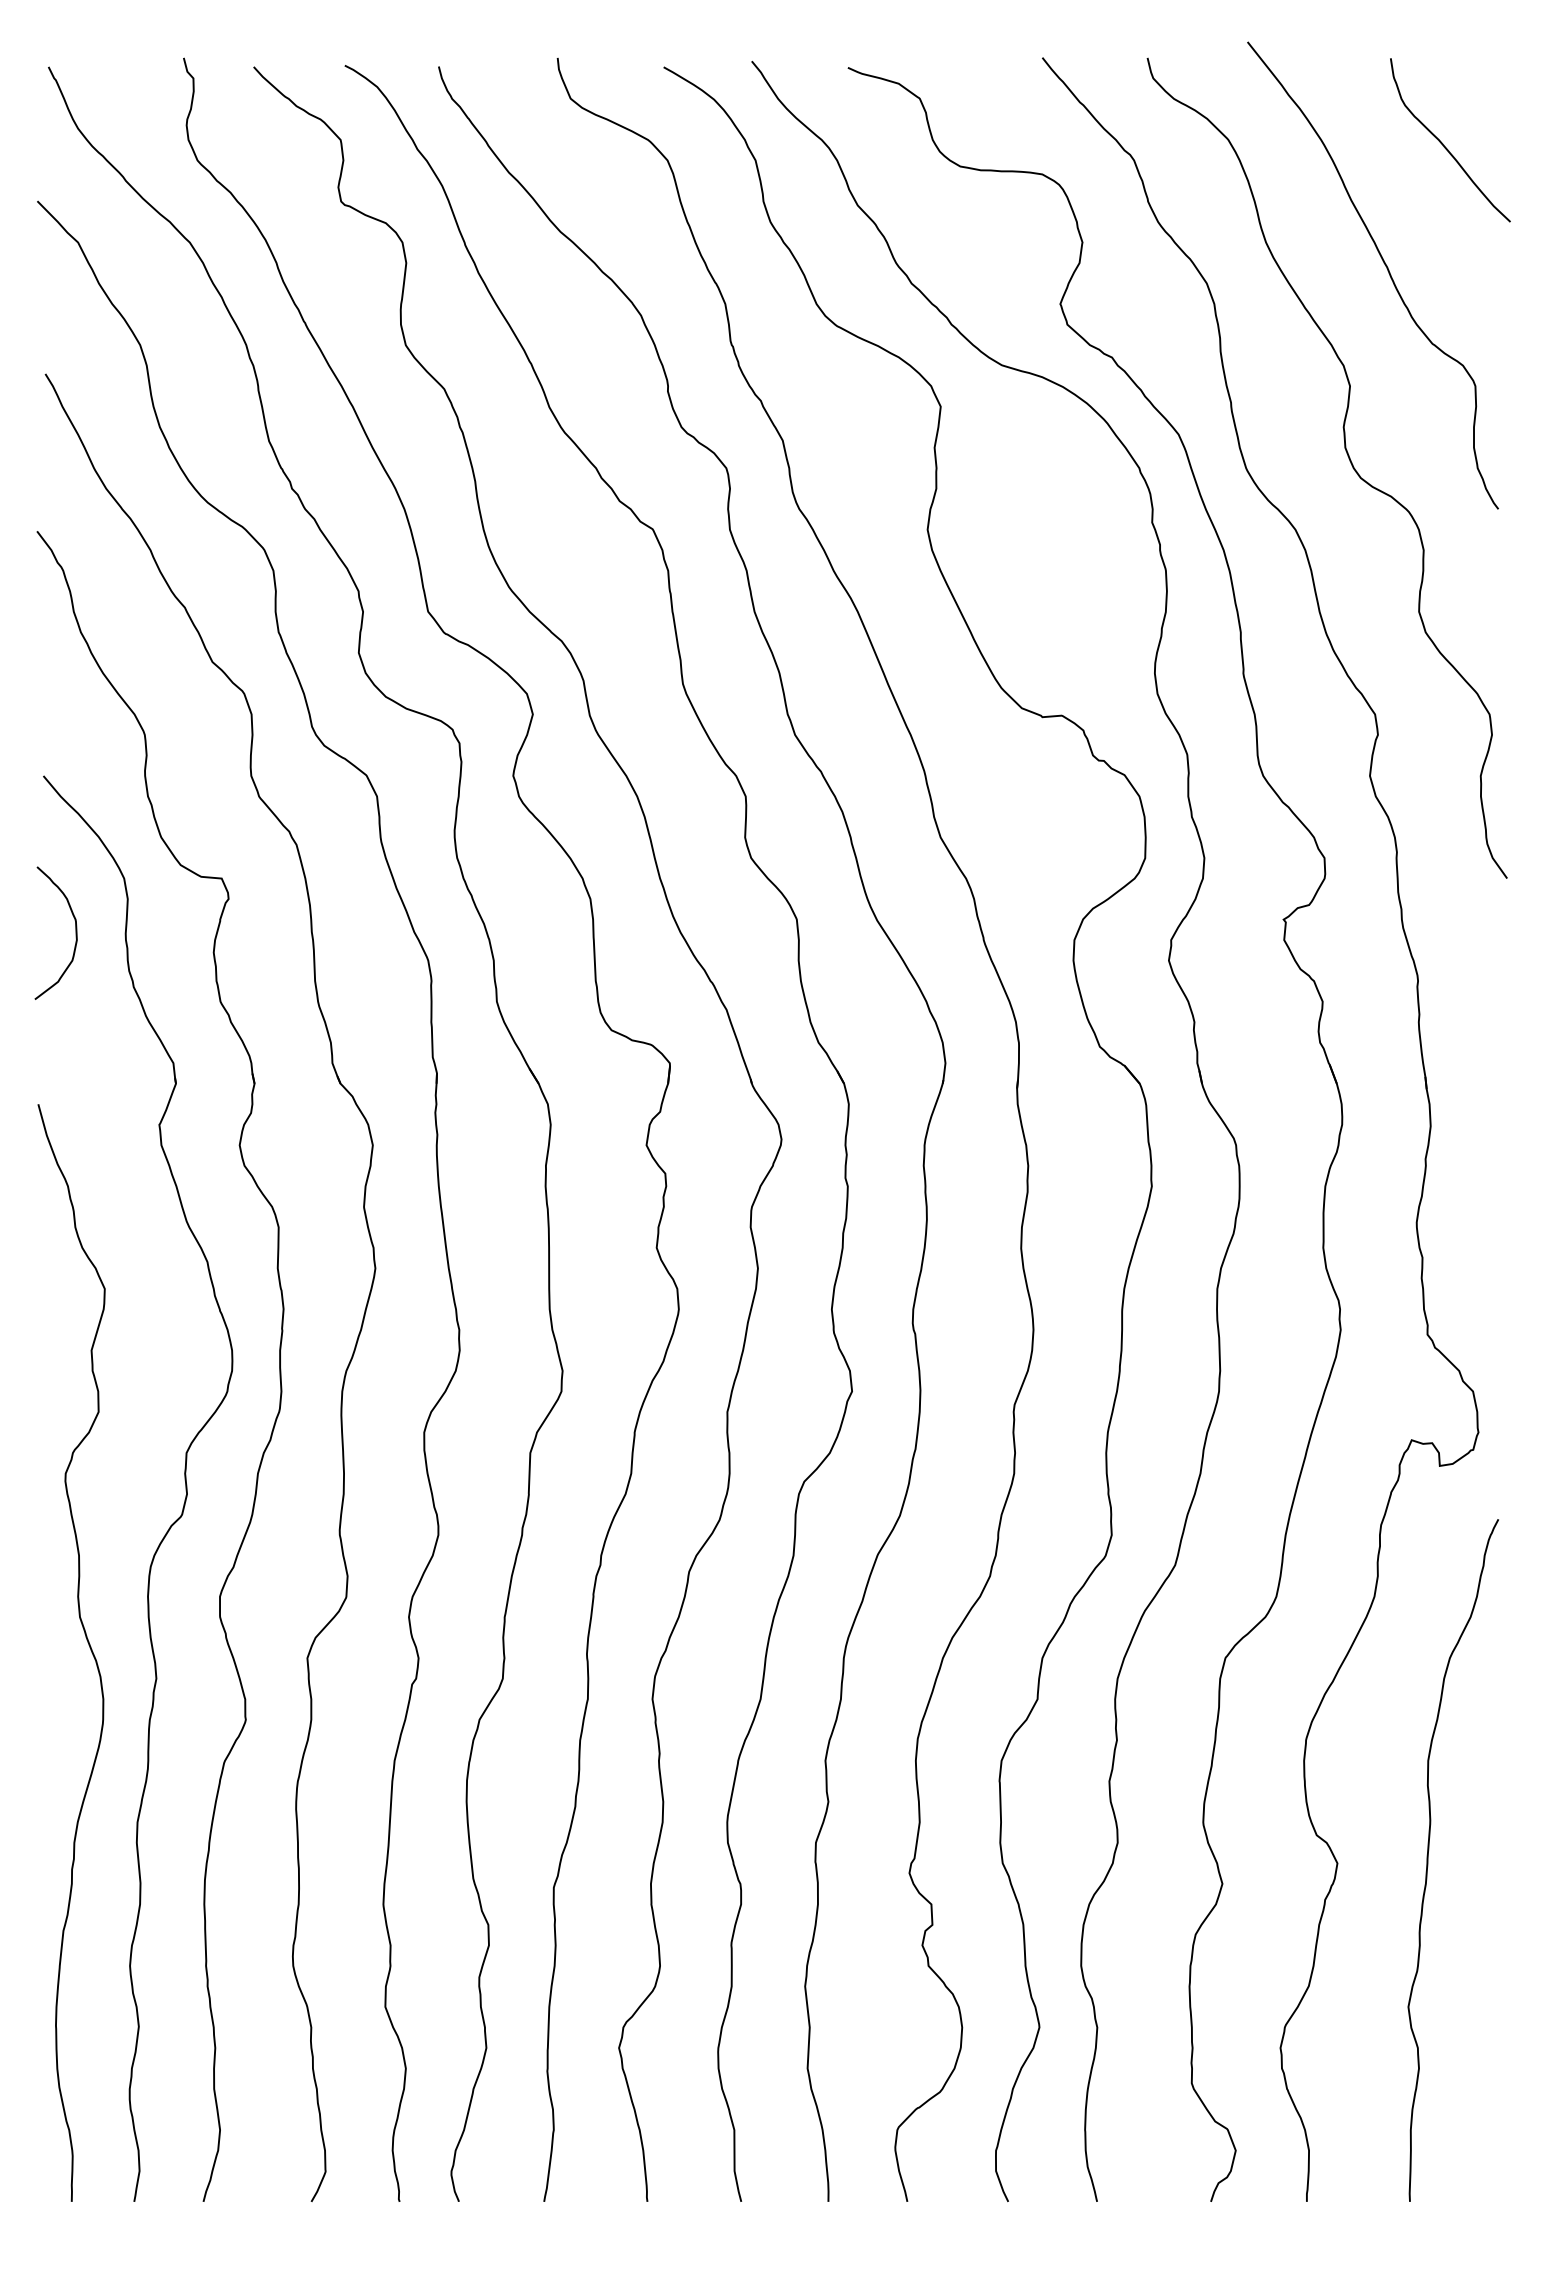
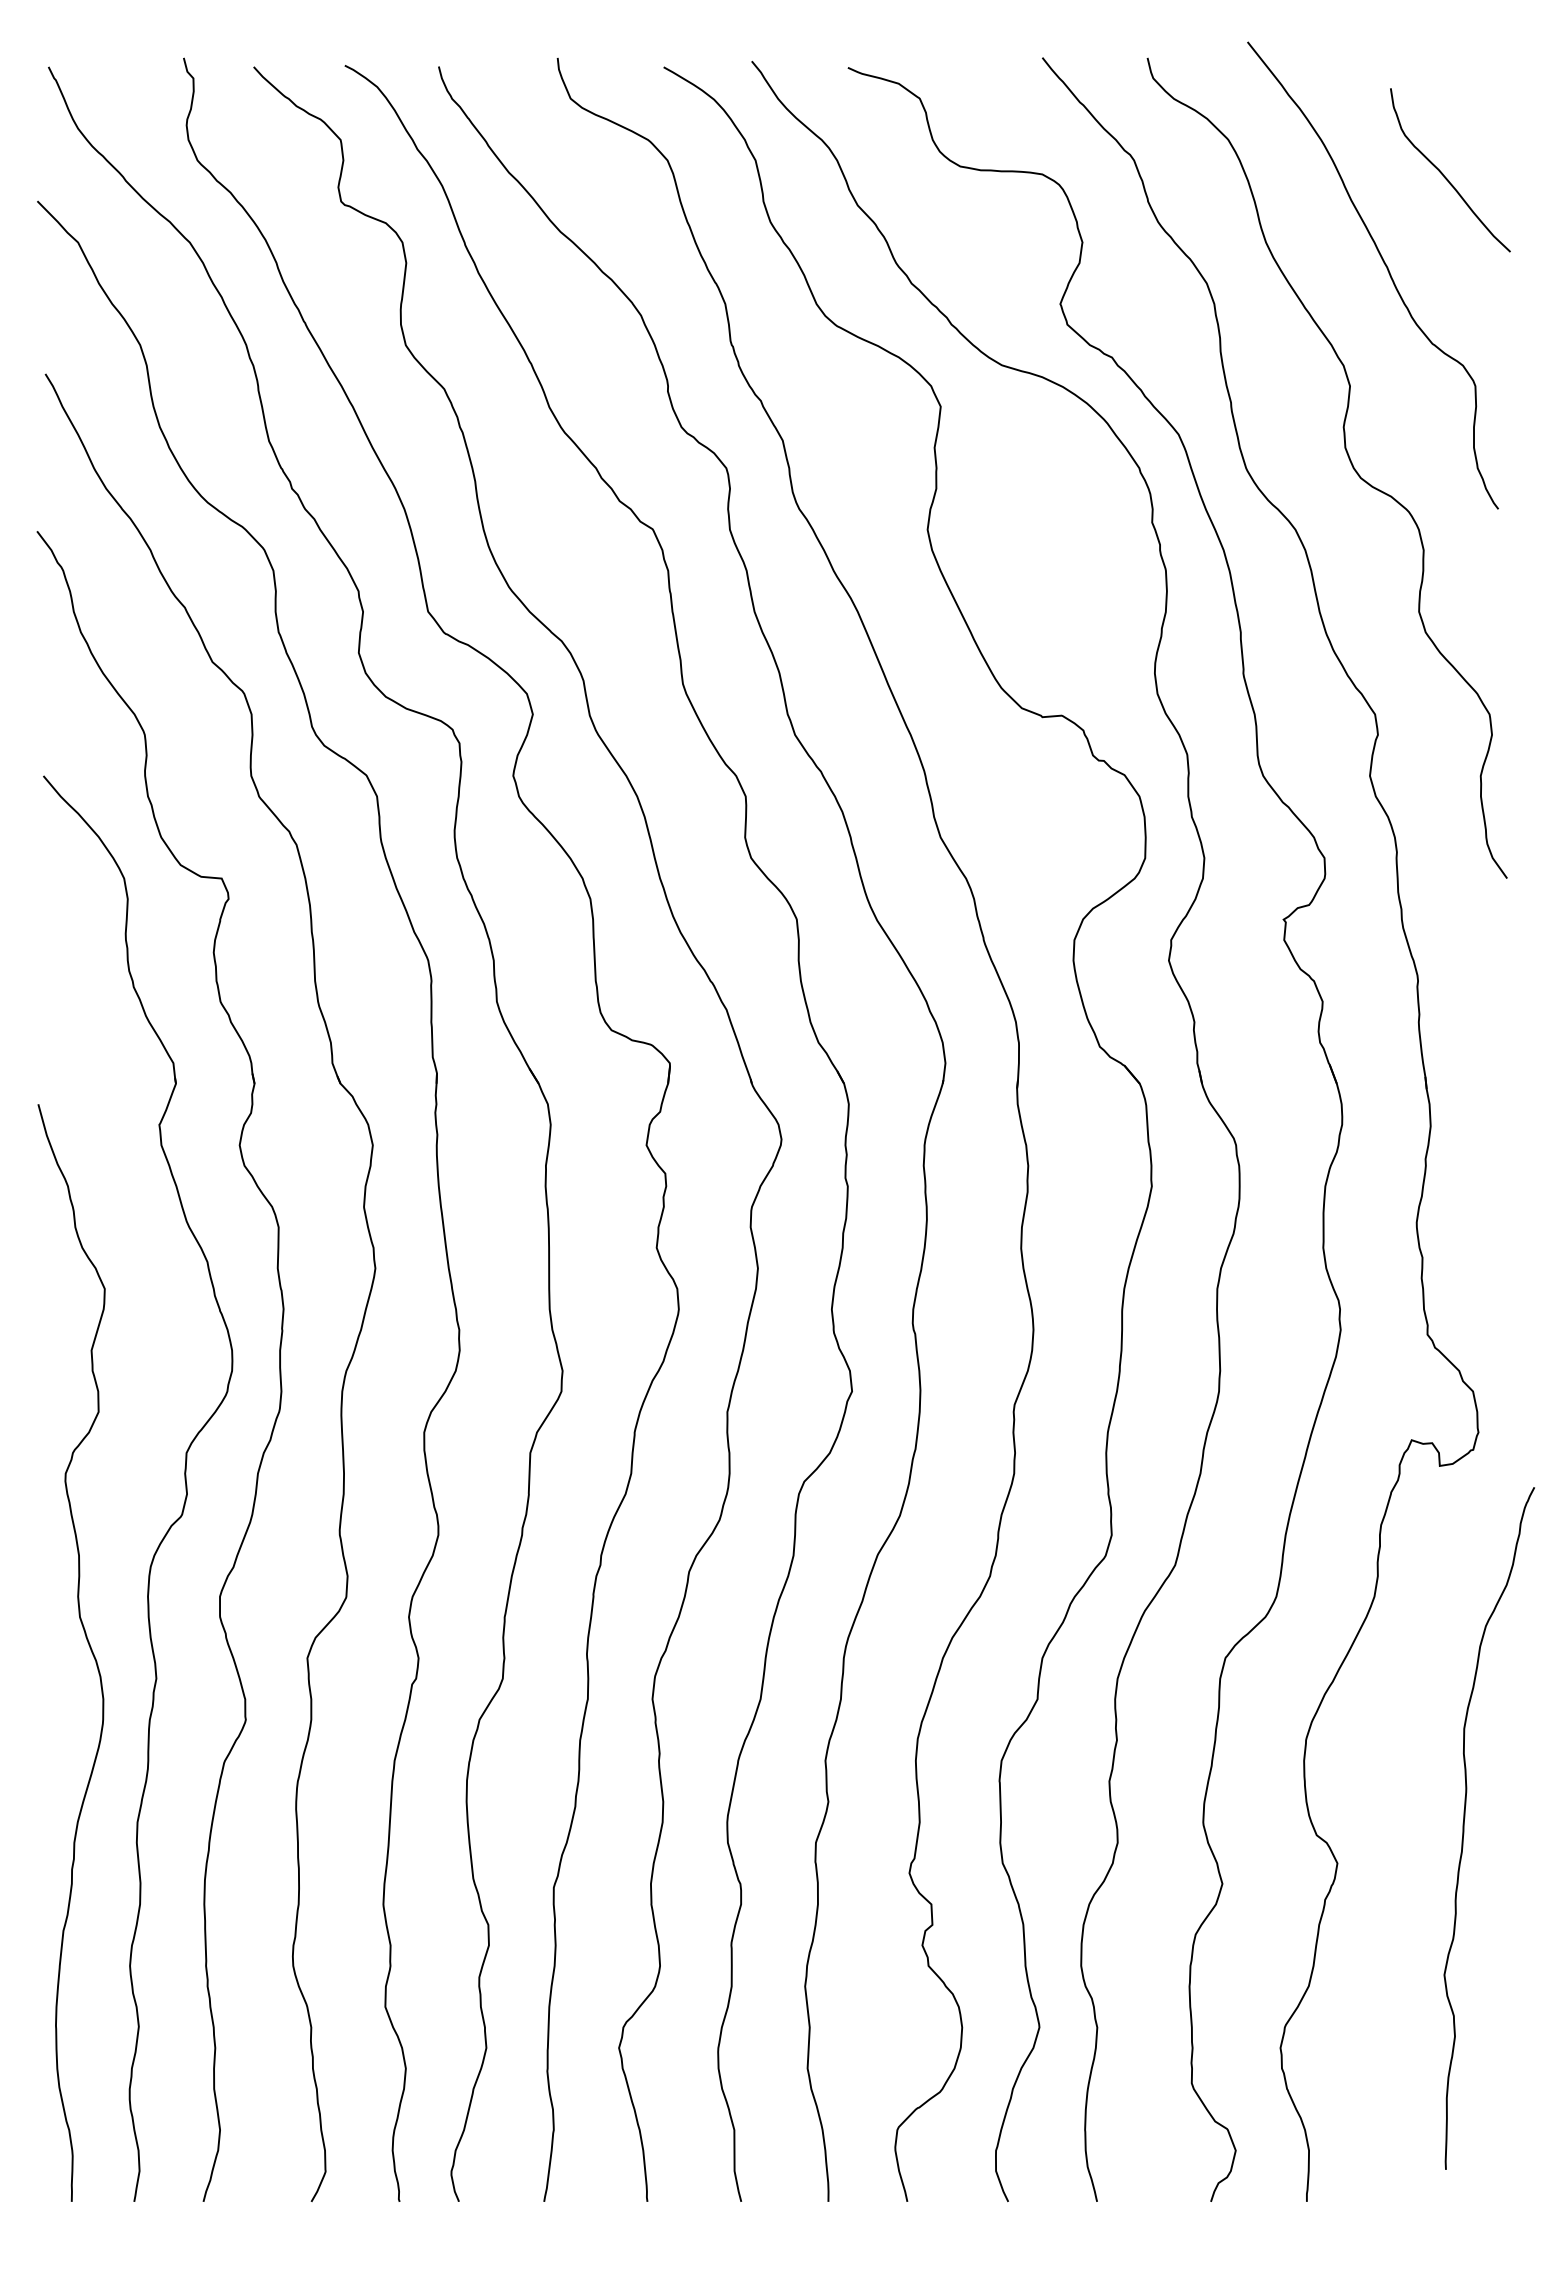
curve position: (1443, 143) -> (1443, 173) (1443, 173)
curve: present -> none (75, 932)
curve position: (1428, 1860) -> (1464, 1828) (1464, 1828)
